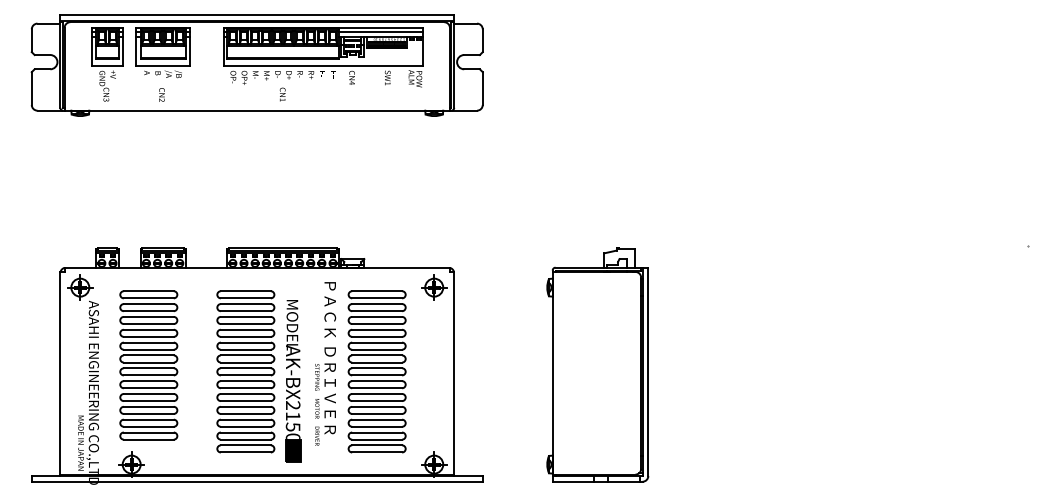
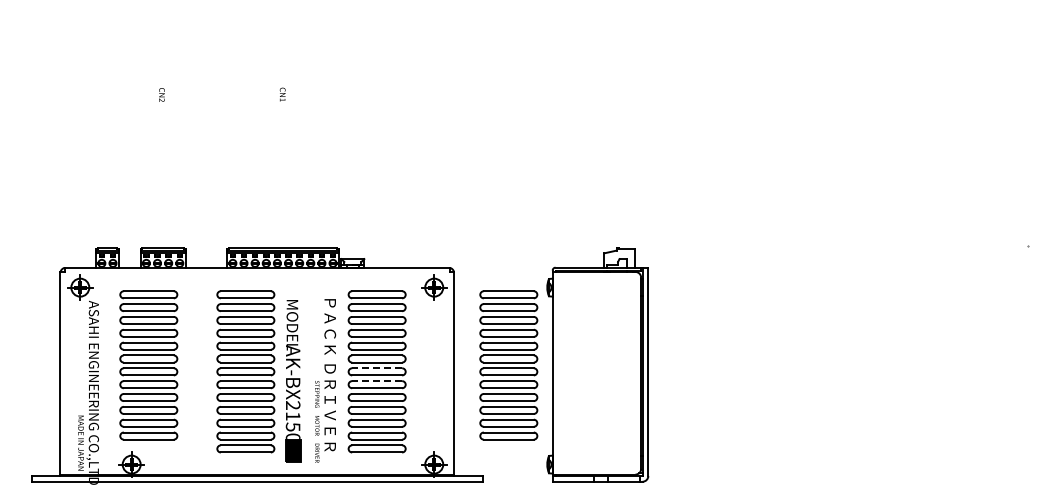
part: present -> none (256, 65)
text position: (325, 363) -> (325, 380) (325, 380)
part: none -> present (508, 365)
line: solid -> dashed (377, 368)
line: solid -> dashed (377, 381)
